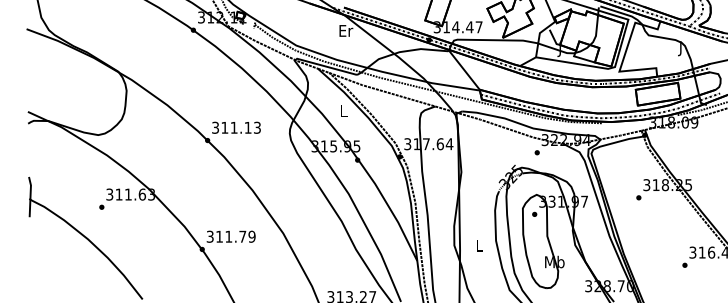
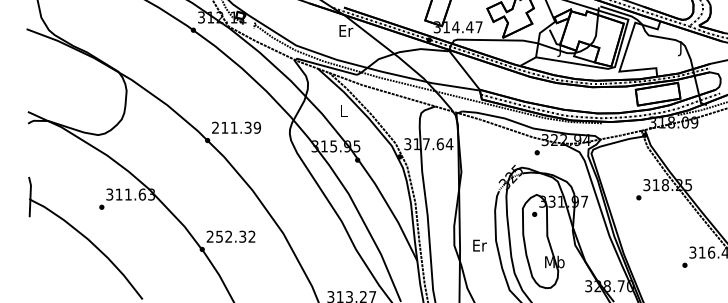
text: 311.13 -> 211.39 (236, 127)
text: 311.79 -> 252.32 (230, 236)
text: L -> Er (479, 245)
